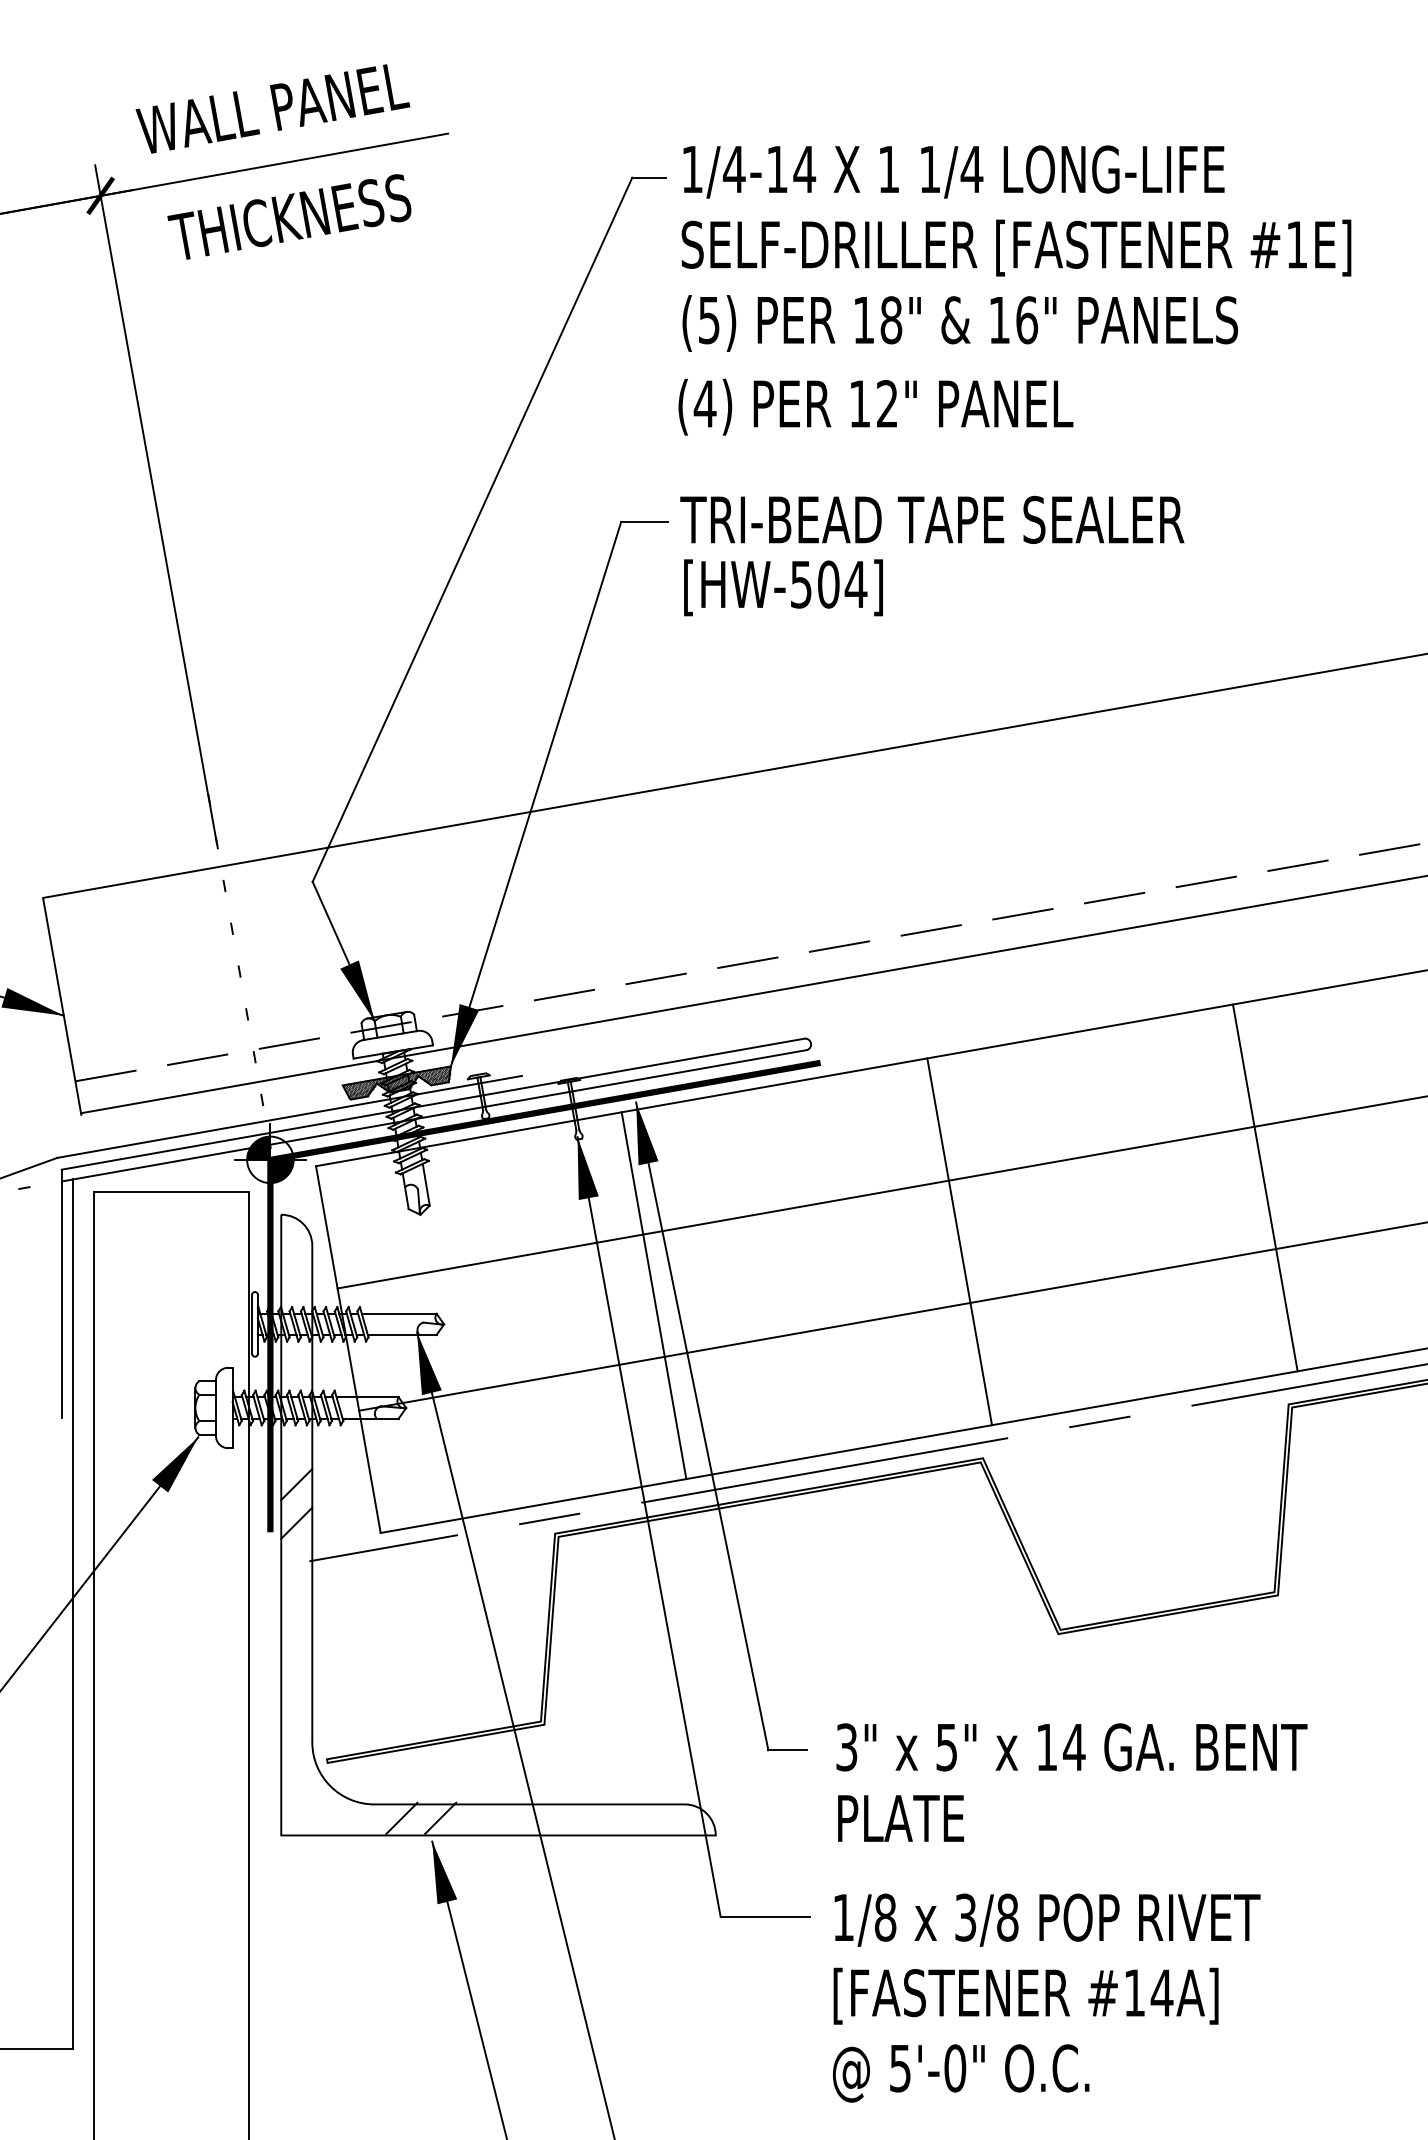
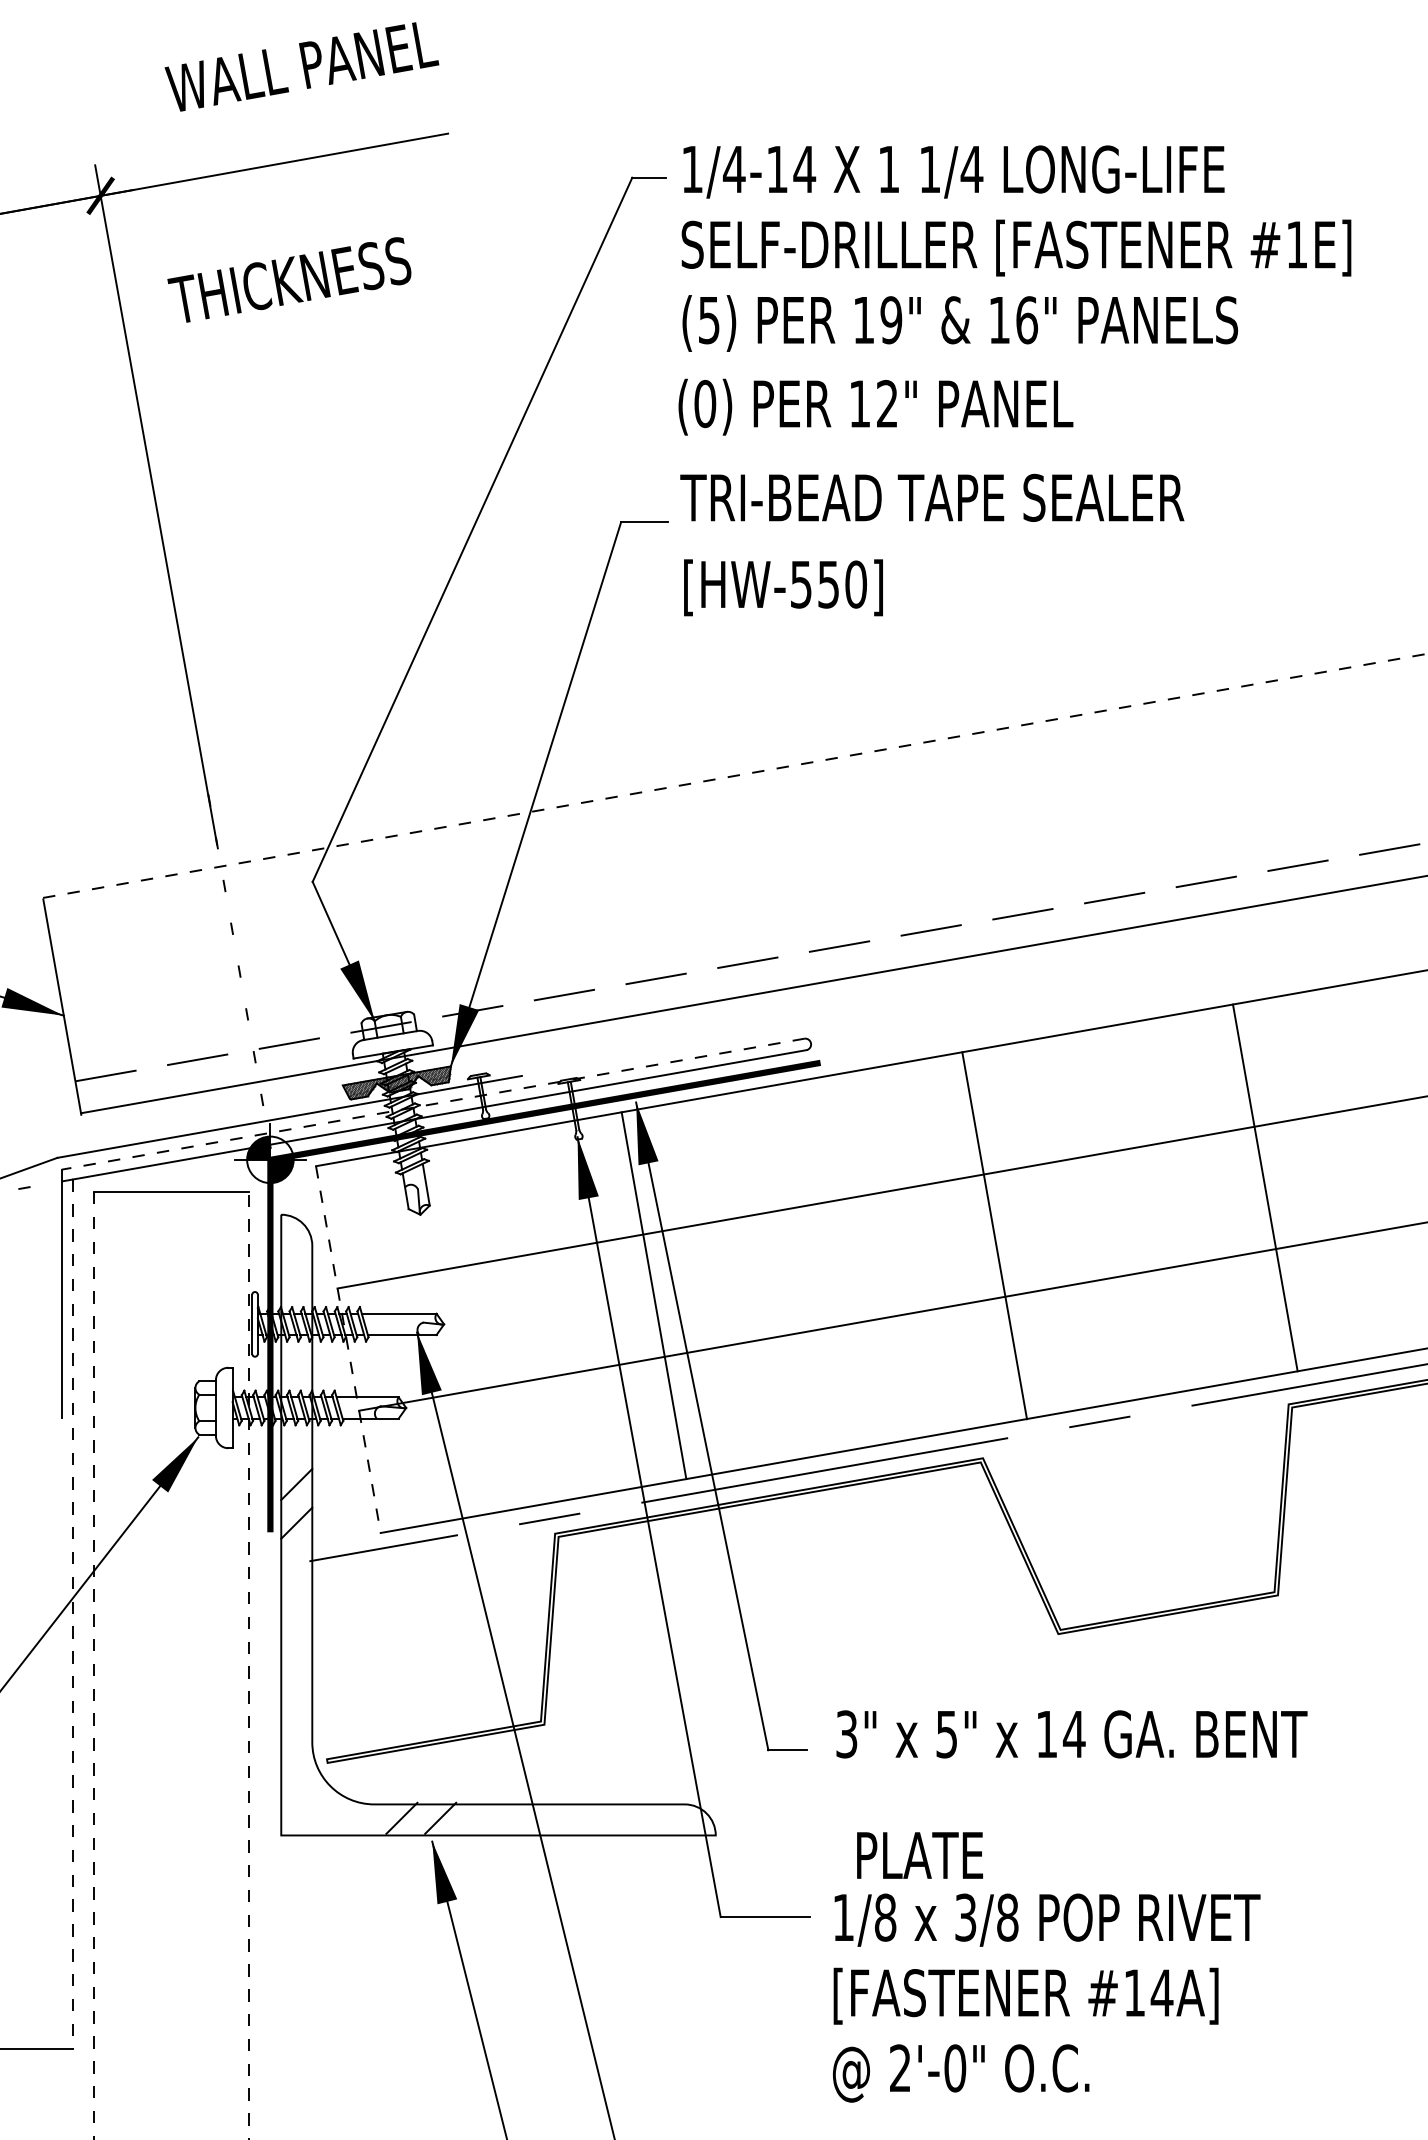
text position: (272, 108) -> (301, 66) (301, 66)
text position: (289, 216) -> (289, 279) (289, 279)
text: 18" -> 19" (891, 320)
text: (4) -> (0) (704, 403)
text position: (932, 519) -> (932, 497) (932, 497)
text: [HW-504] -> [HW-550] (842, 584)
line: solid -> dashed (735, 775)
line: solid -> dashed (432, 1104)
line position: (959, 1241) -> (994, 1235) (994, 1235)
line: solid -> dashed (348, 1350)
line: solid -> dashed (73, 1614)
line: solid -> dashed (93, 1665)
line: solid -> dashed (249, 1665)
text position: (1071, 1747) -> (1071, 1734) (1071, 1734)
text position: (900, 1818) -> (919, 1855) (919, 1855)
text: 5'-0" -> 2'-0" (900, 2068)
